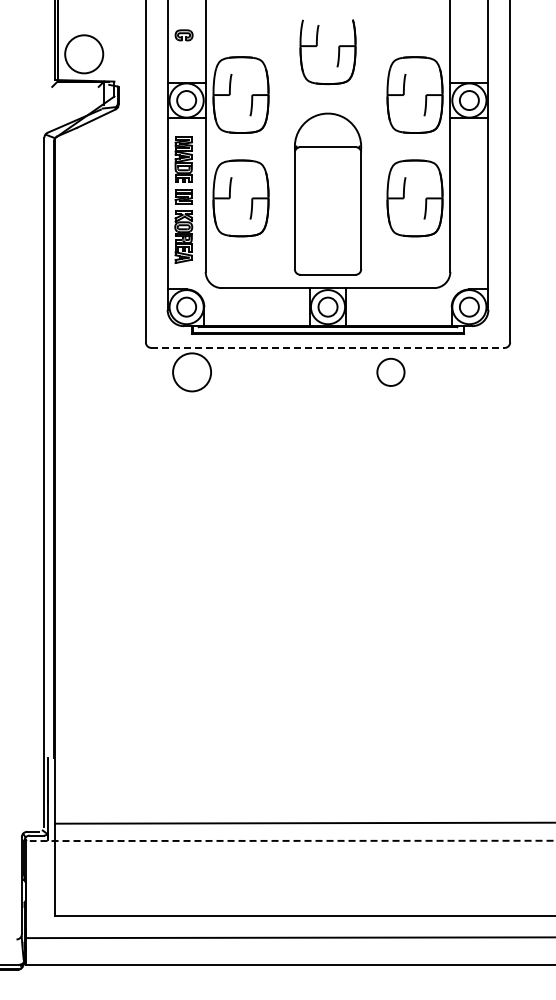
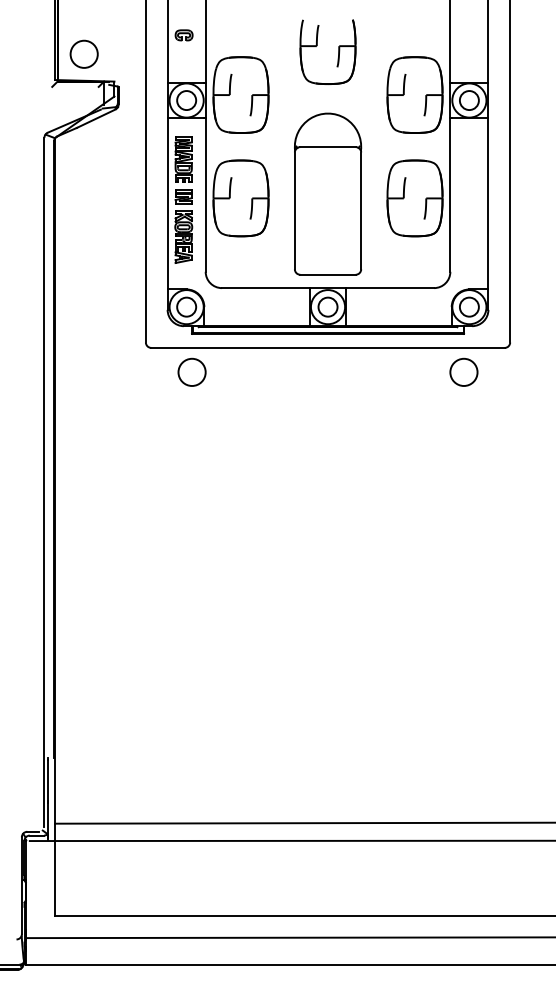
circle diameter: 38 px -> 27 px (83, 53)
line: dashed -> solid (328, 347)
circle position: (390, 371) -> (463, 371) (463, 371)
circle diameter: 38 px -> 27 px (191, 371)
line: dashed -> solid (292, 840)
